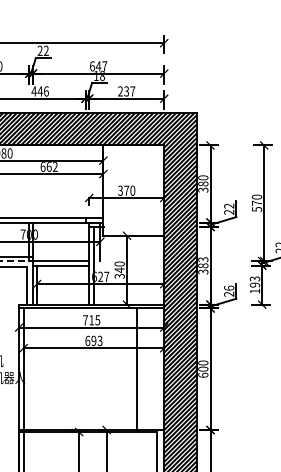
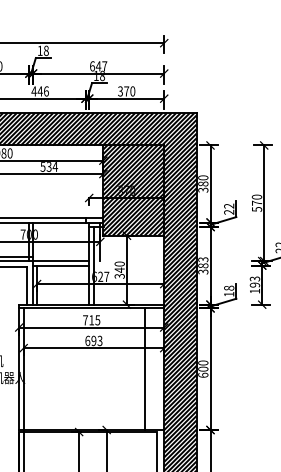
text: 22 -> 18 (42, 50)
text: 237 -> 370 (126, 91)
text: 662 -> 534 (49, 166)
hatch: none -> present (133, 190)
line: dashed -> solid (15, 261)
text: 26 -> 18 (229, 290)
line position: (137, 369) -> (145, 369) (145, 369)
